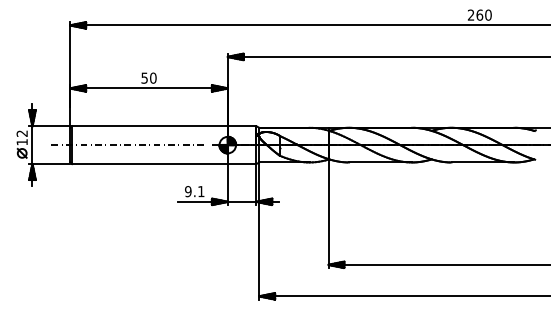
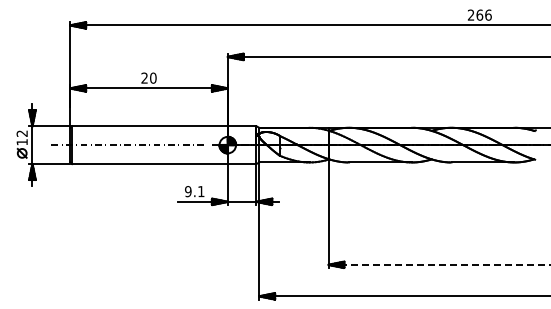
text: 260 -> 266 (488, 14)
text: 50 -> 20 (144, 77)
line: solid -> dashed (439, 264)
